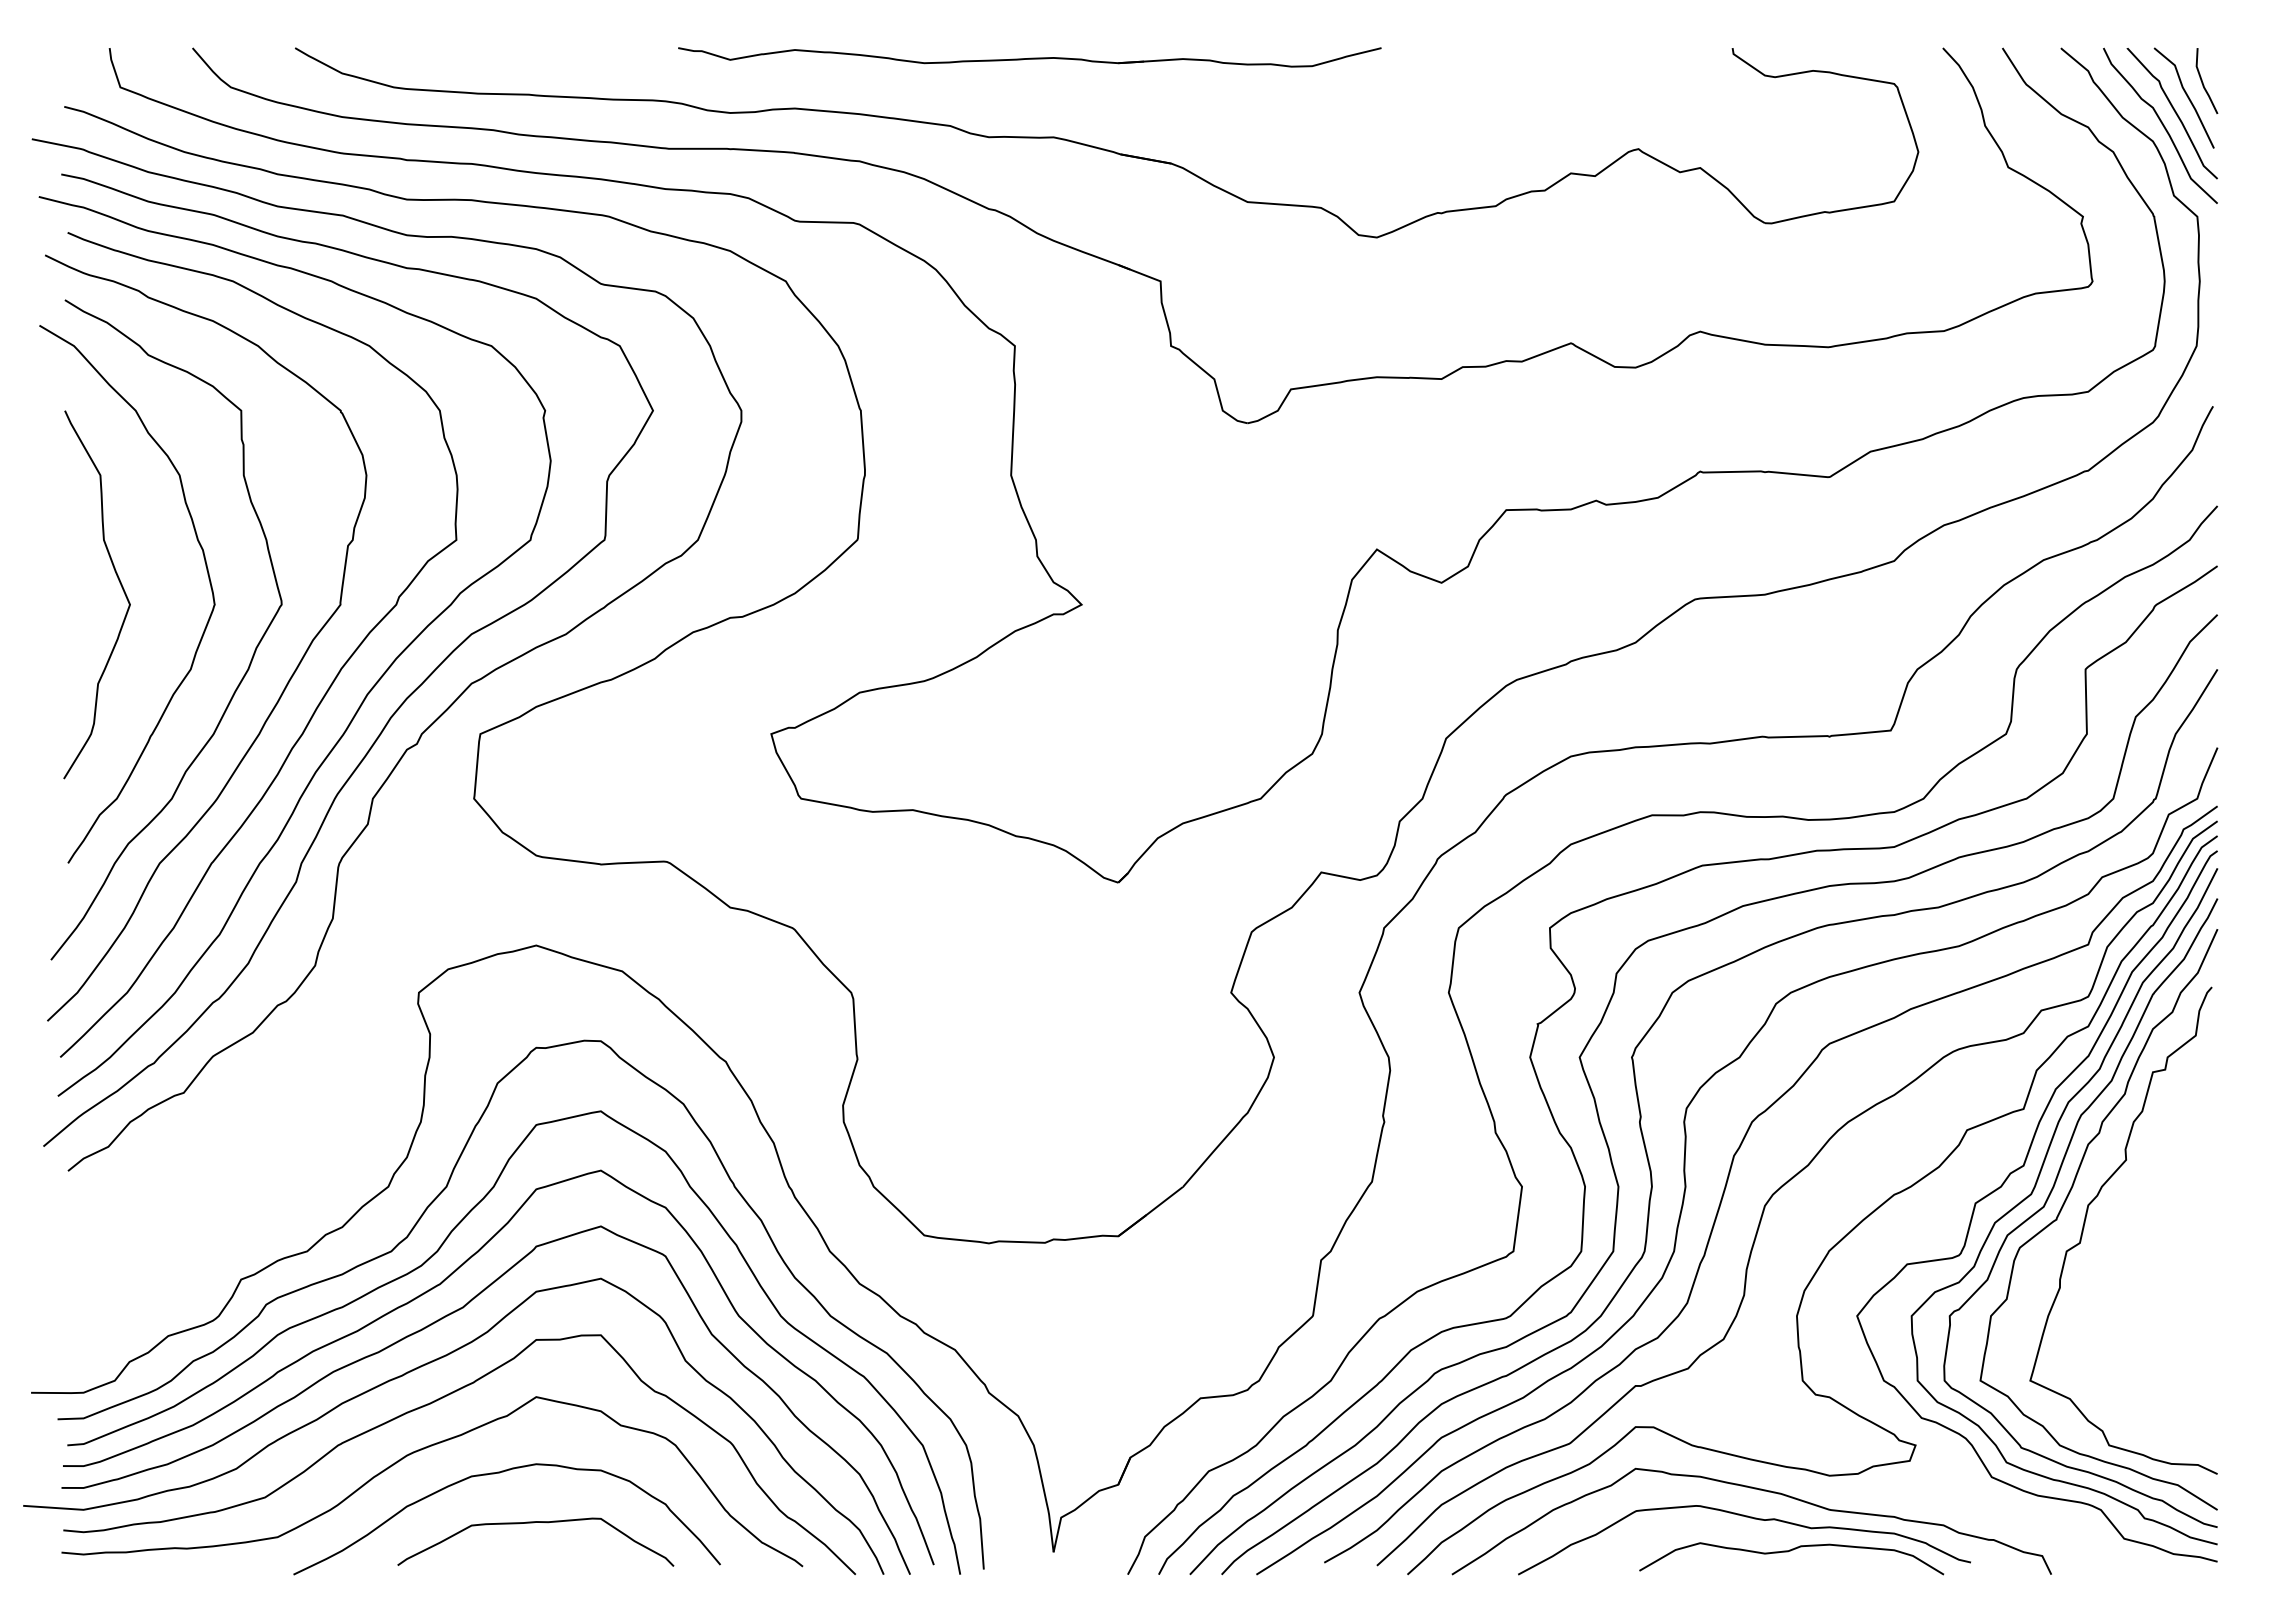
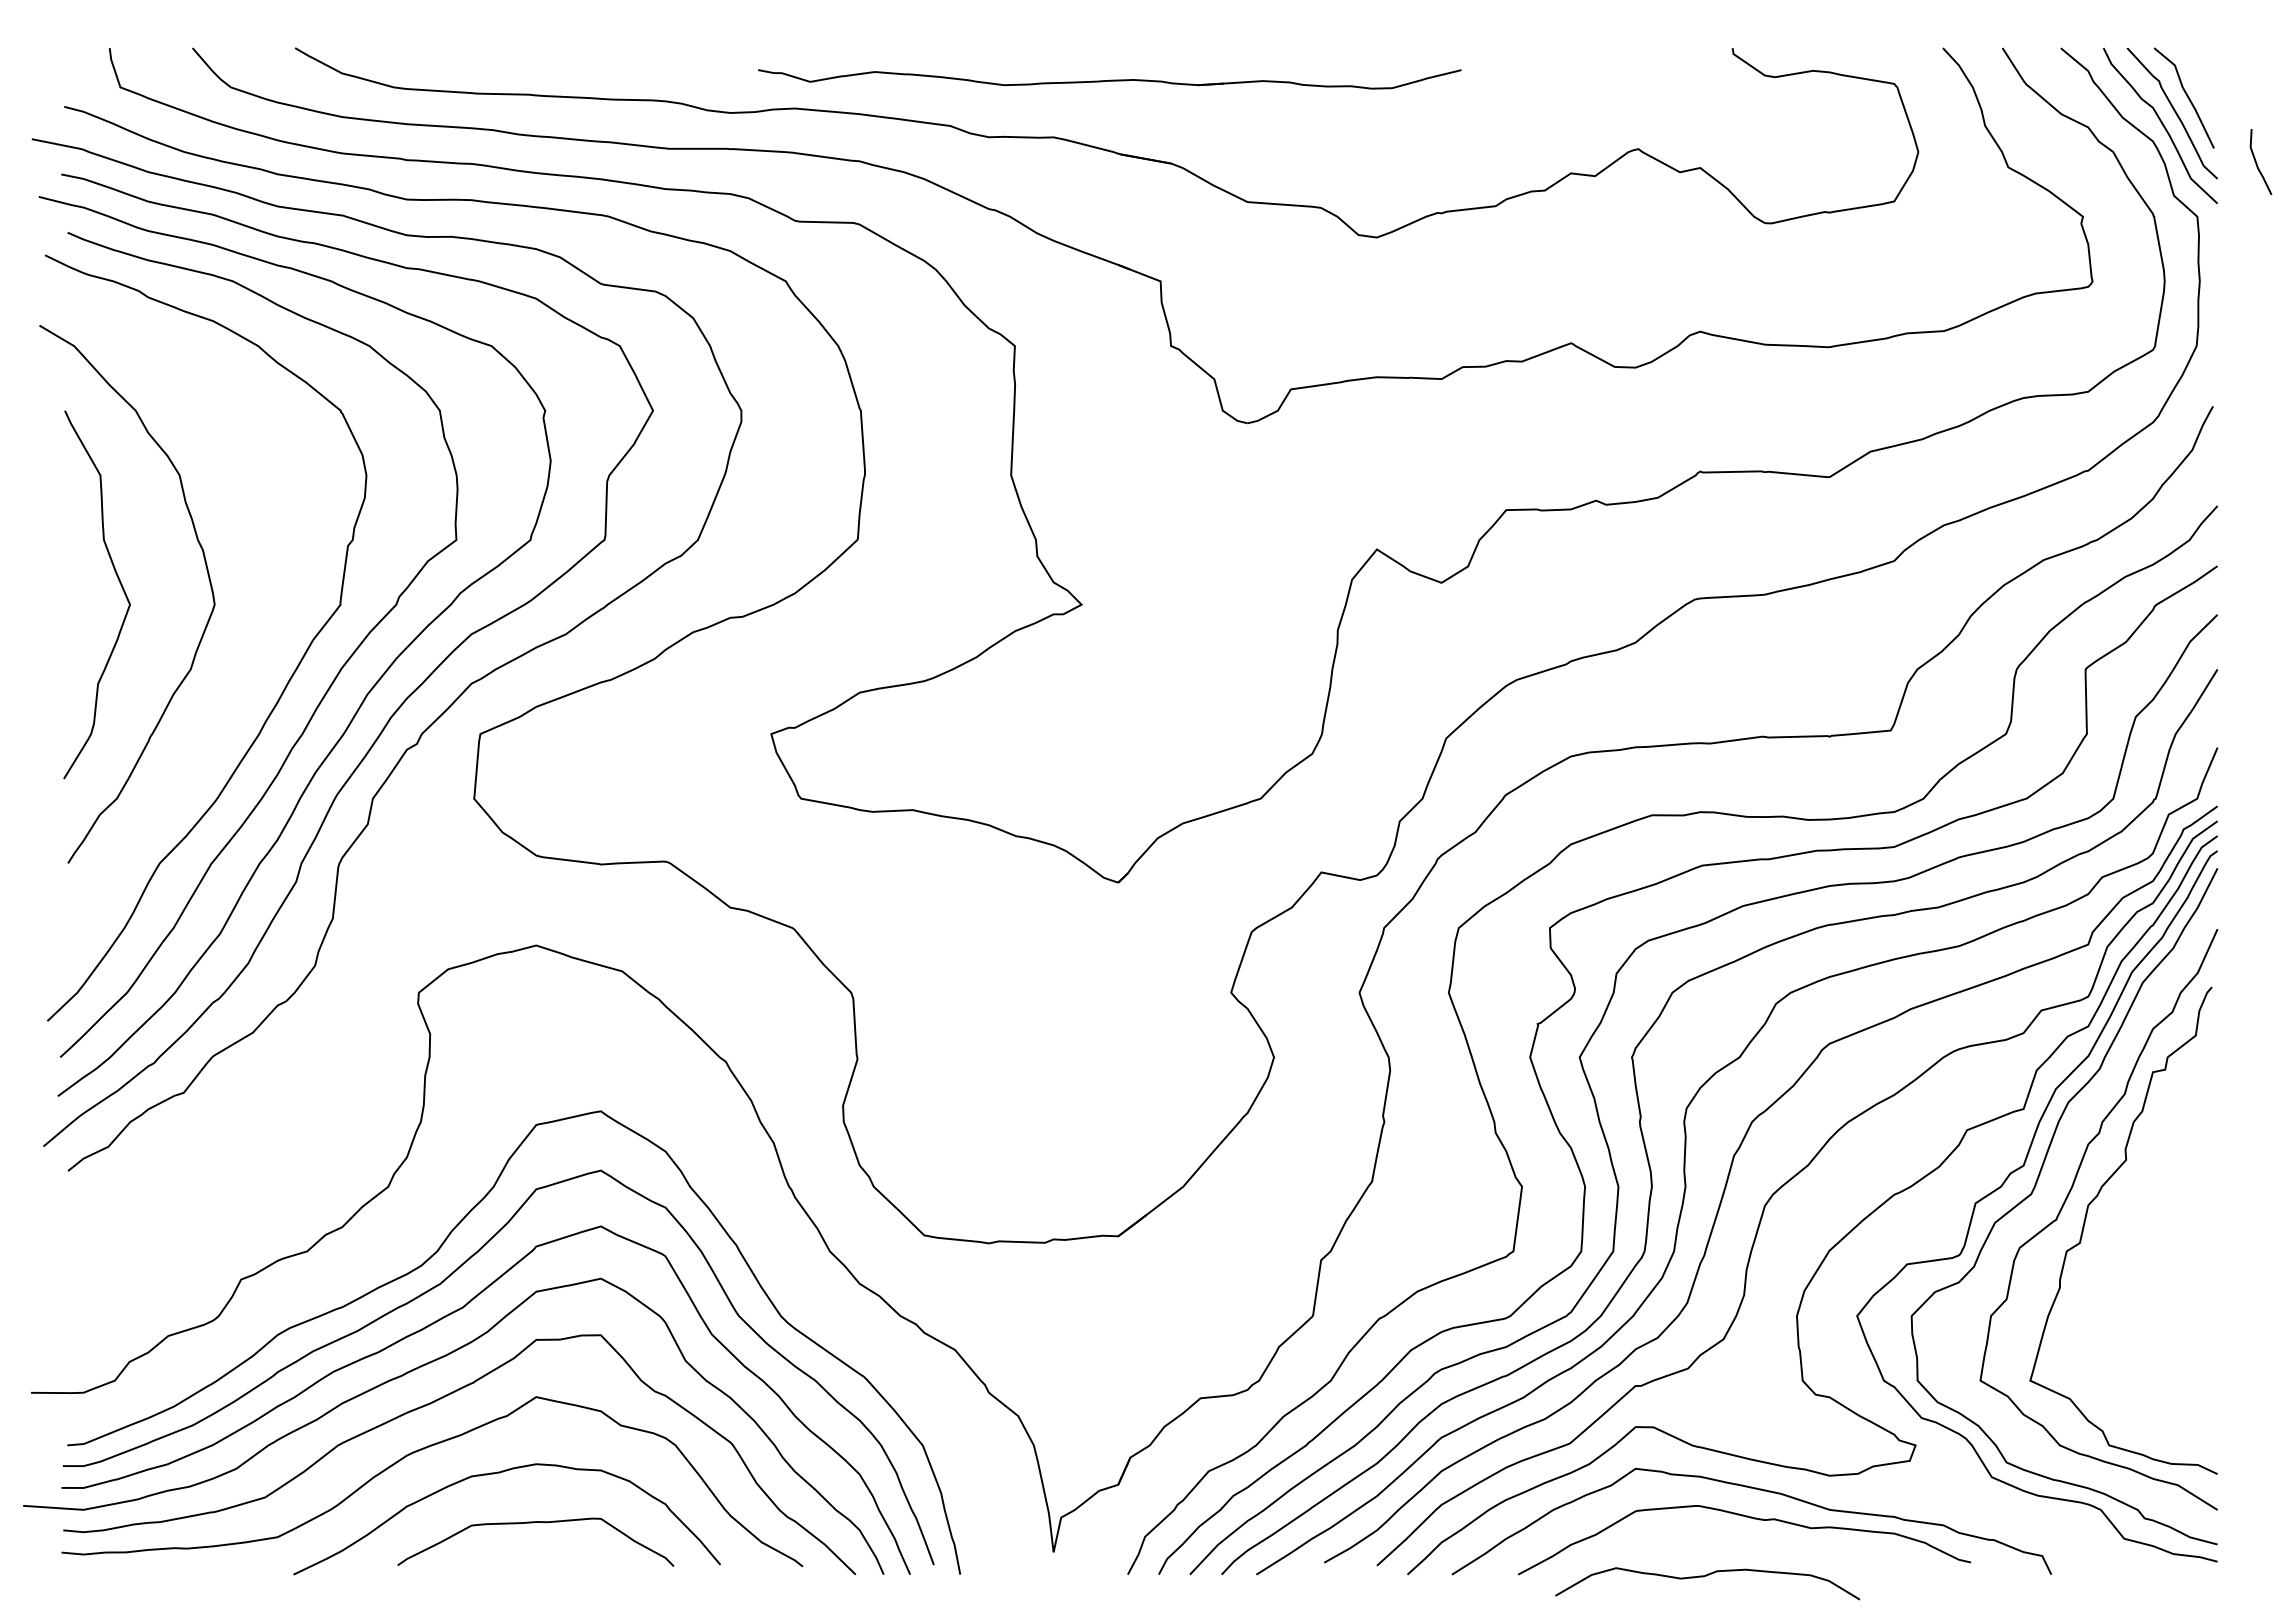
part position: (1029, 57) -> (1109, 79) (1109, 79)
line position: (2203, 82) -> (2257, 163) (2257, 163)
curve: present -> none (251, 657)
curve: present -> none (2049, 1197)
curve: present -> none (412, 1231)
curve position: (1788, 1552) -> (1704, 1577) (1704, 1577)
